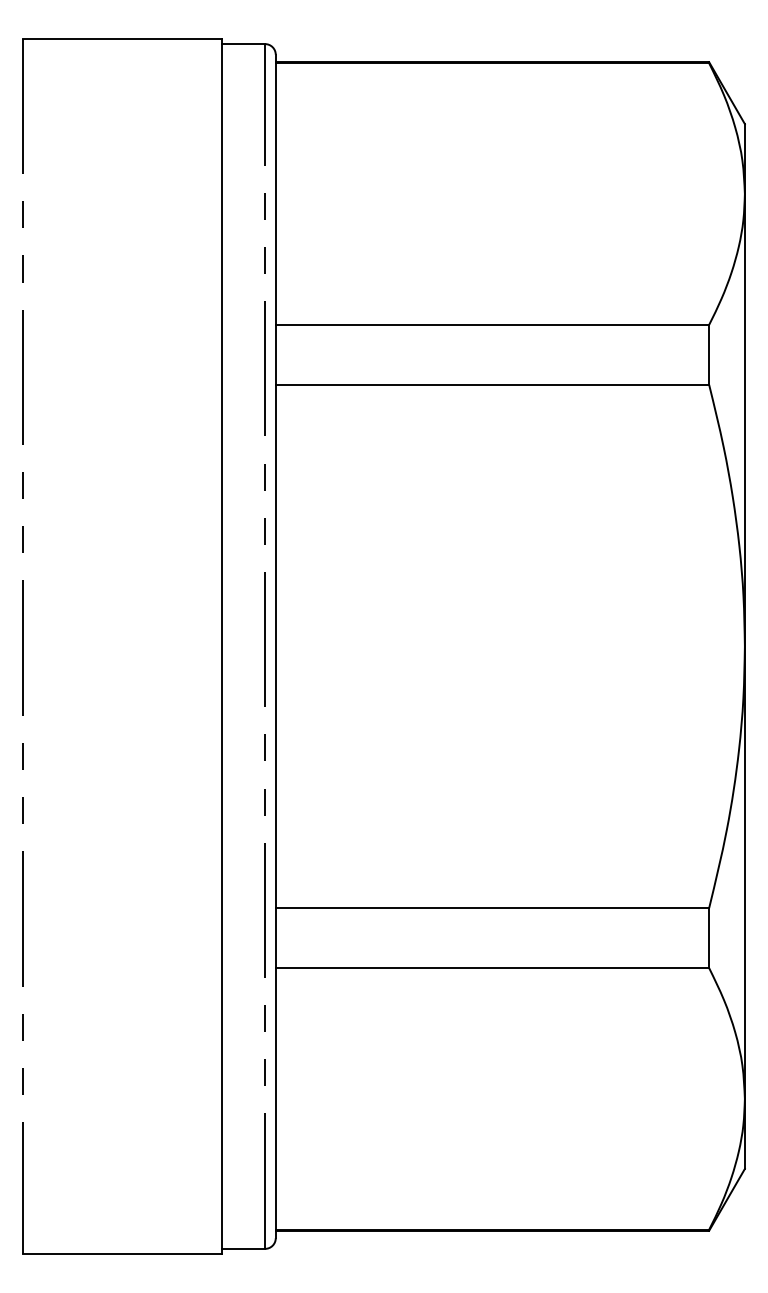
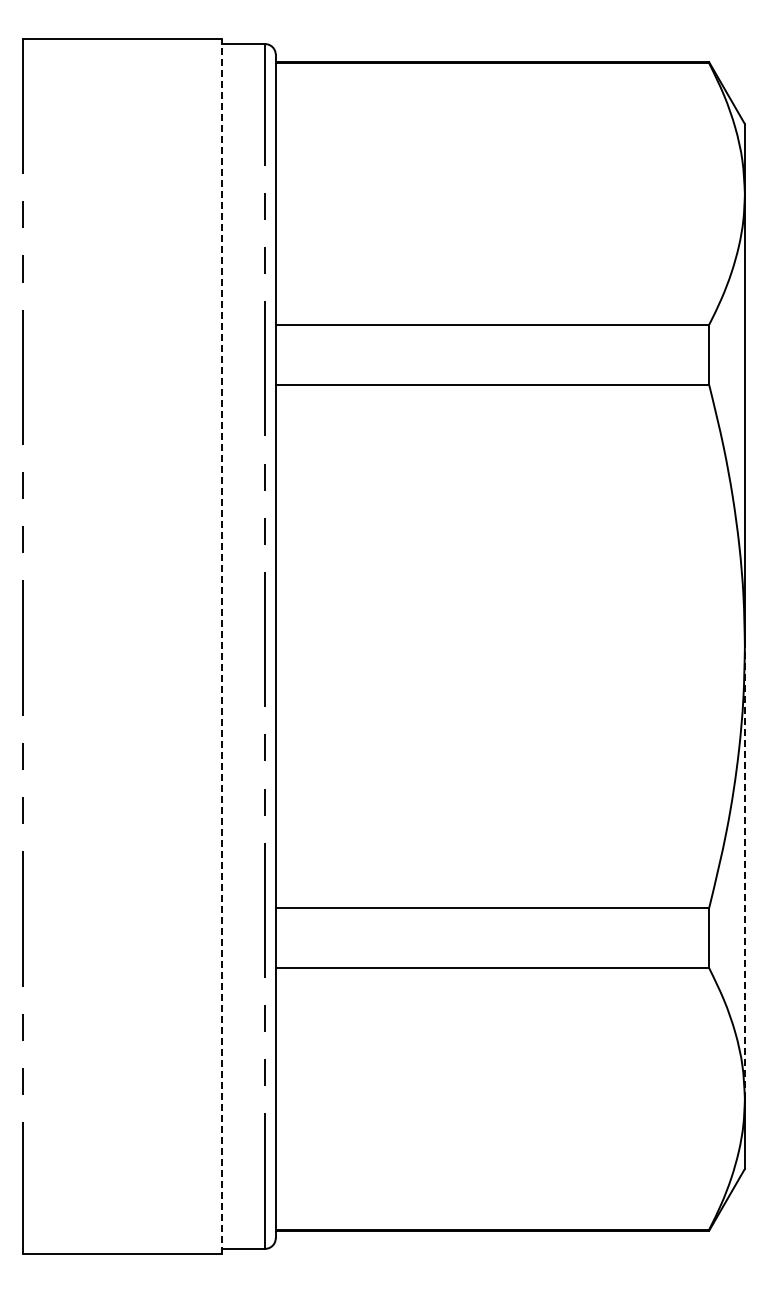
line: solid -> dashed (222, 646)
line: solid -> dashed (744, 872)
